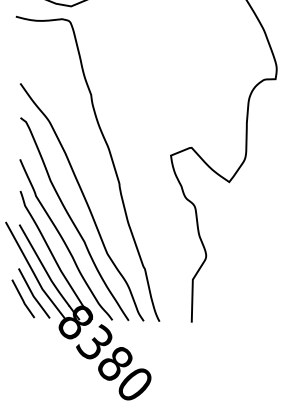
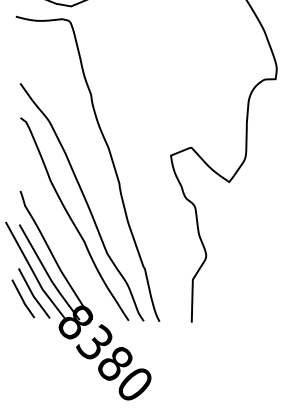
curve: present -> none (64, 240)
